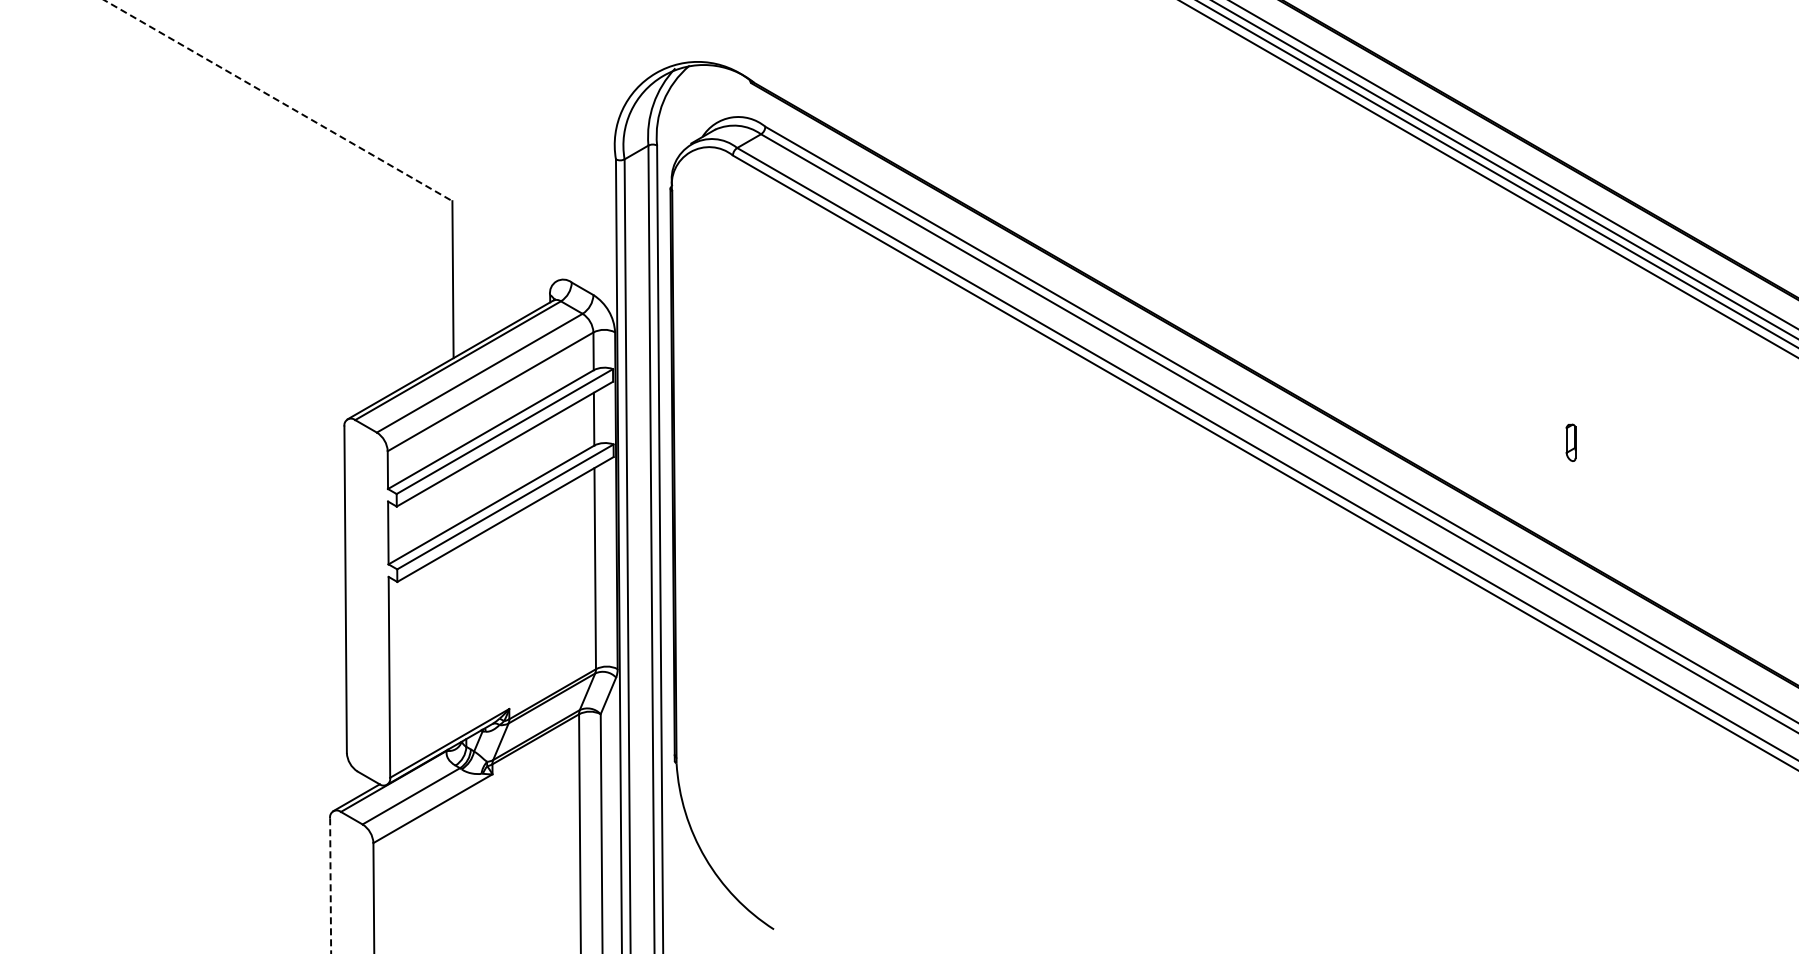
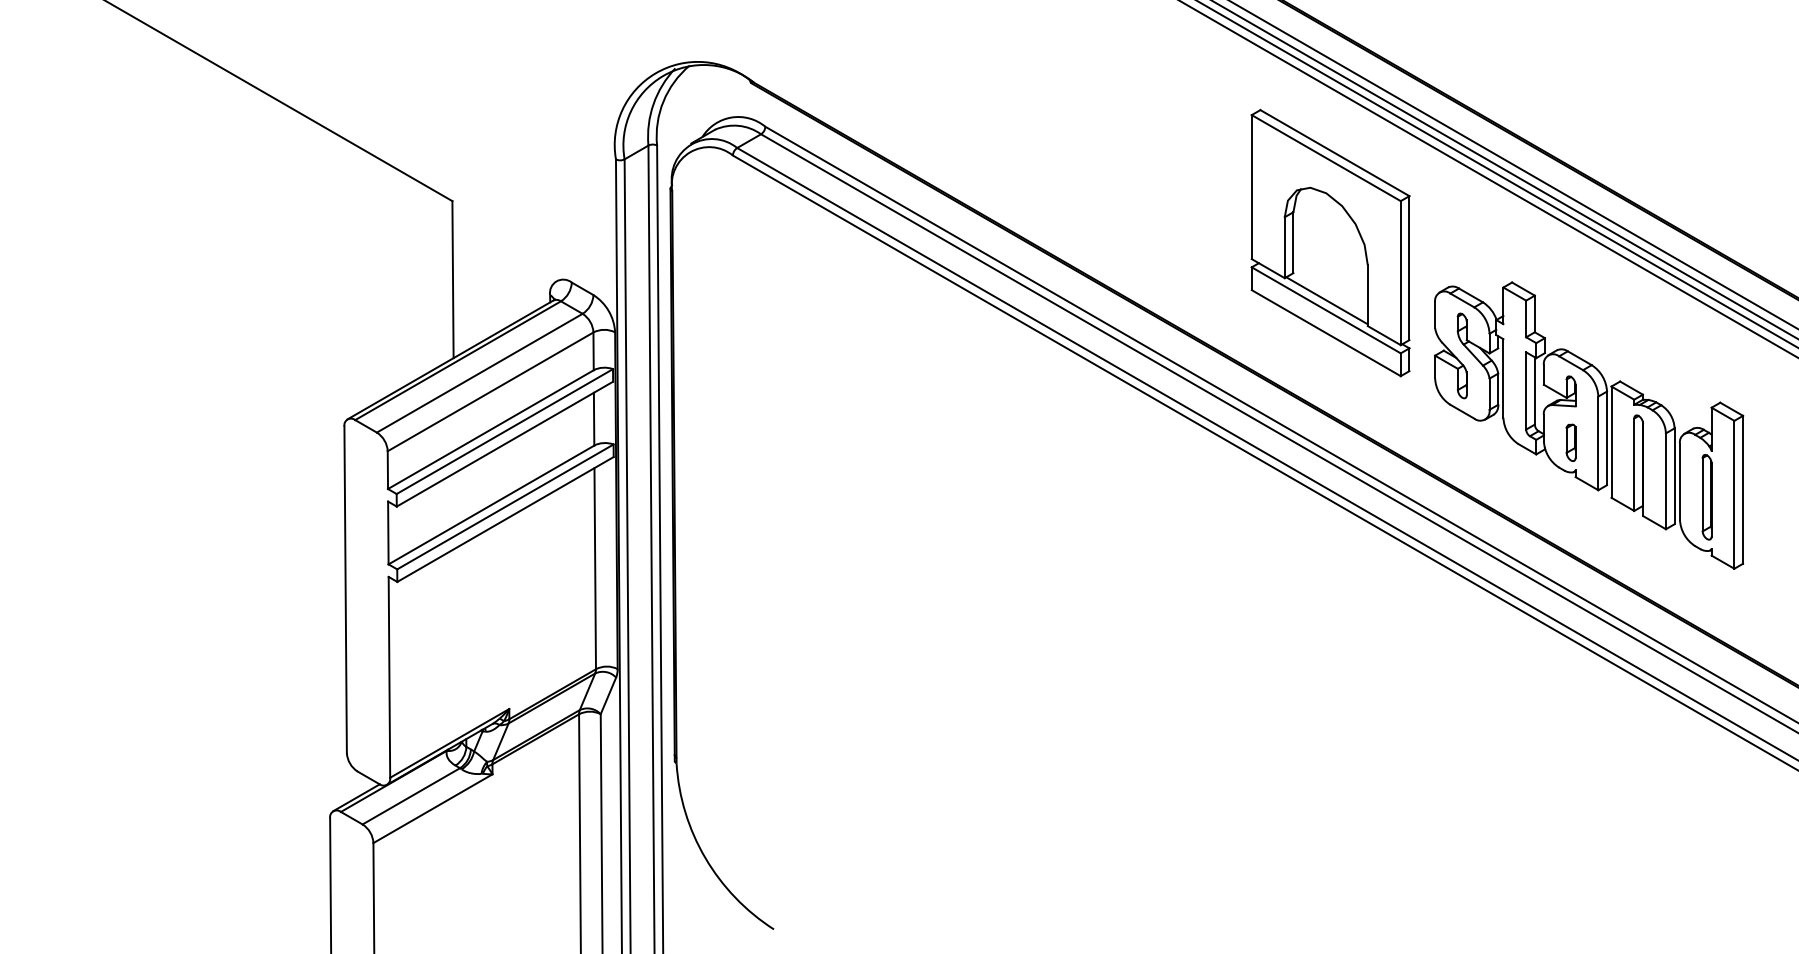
line: dashed -> solid (278, 100)
part: none -> present (1330, 243)
part: none -> present (1589, 425)
line: dashed -> solid (330, 886)
